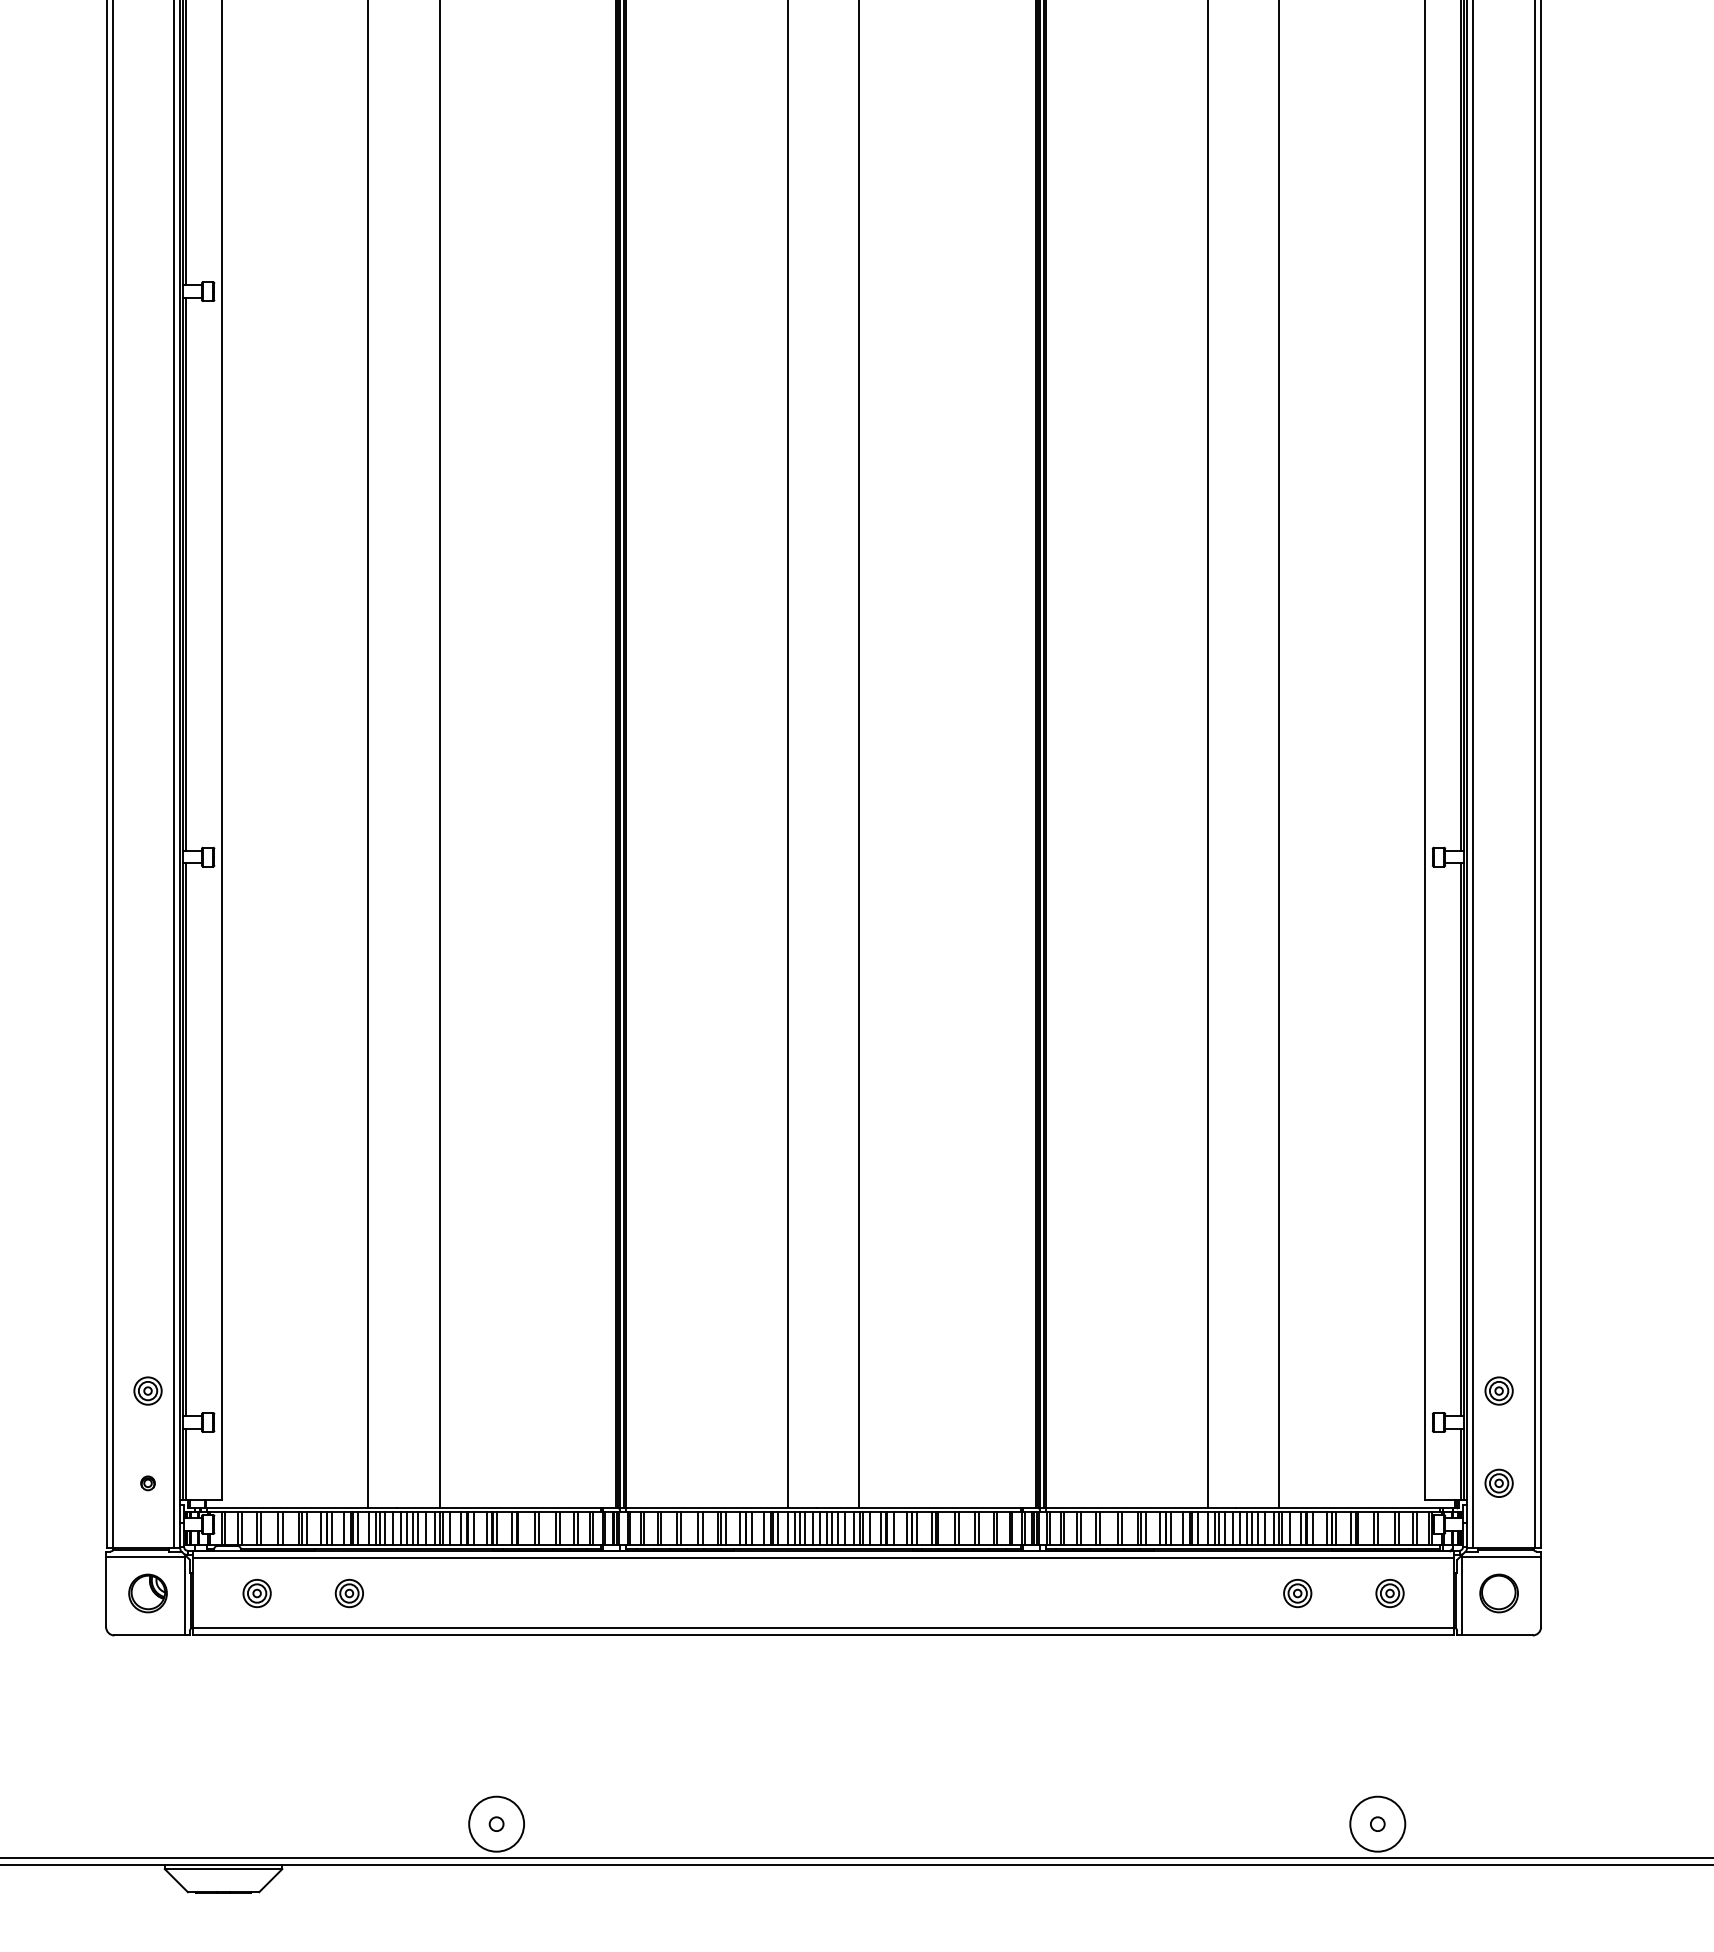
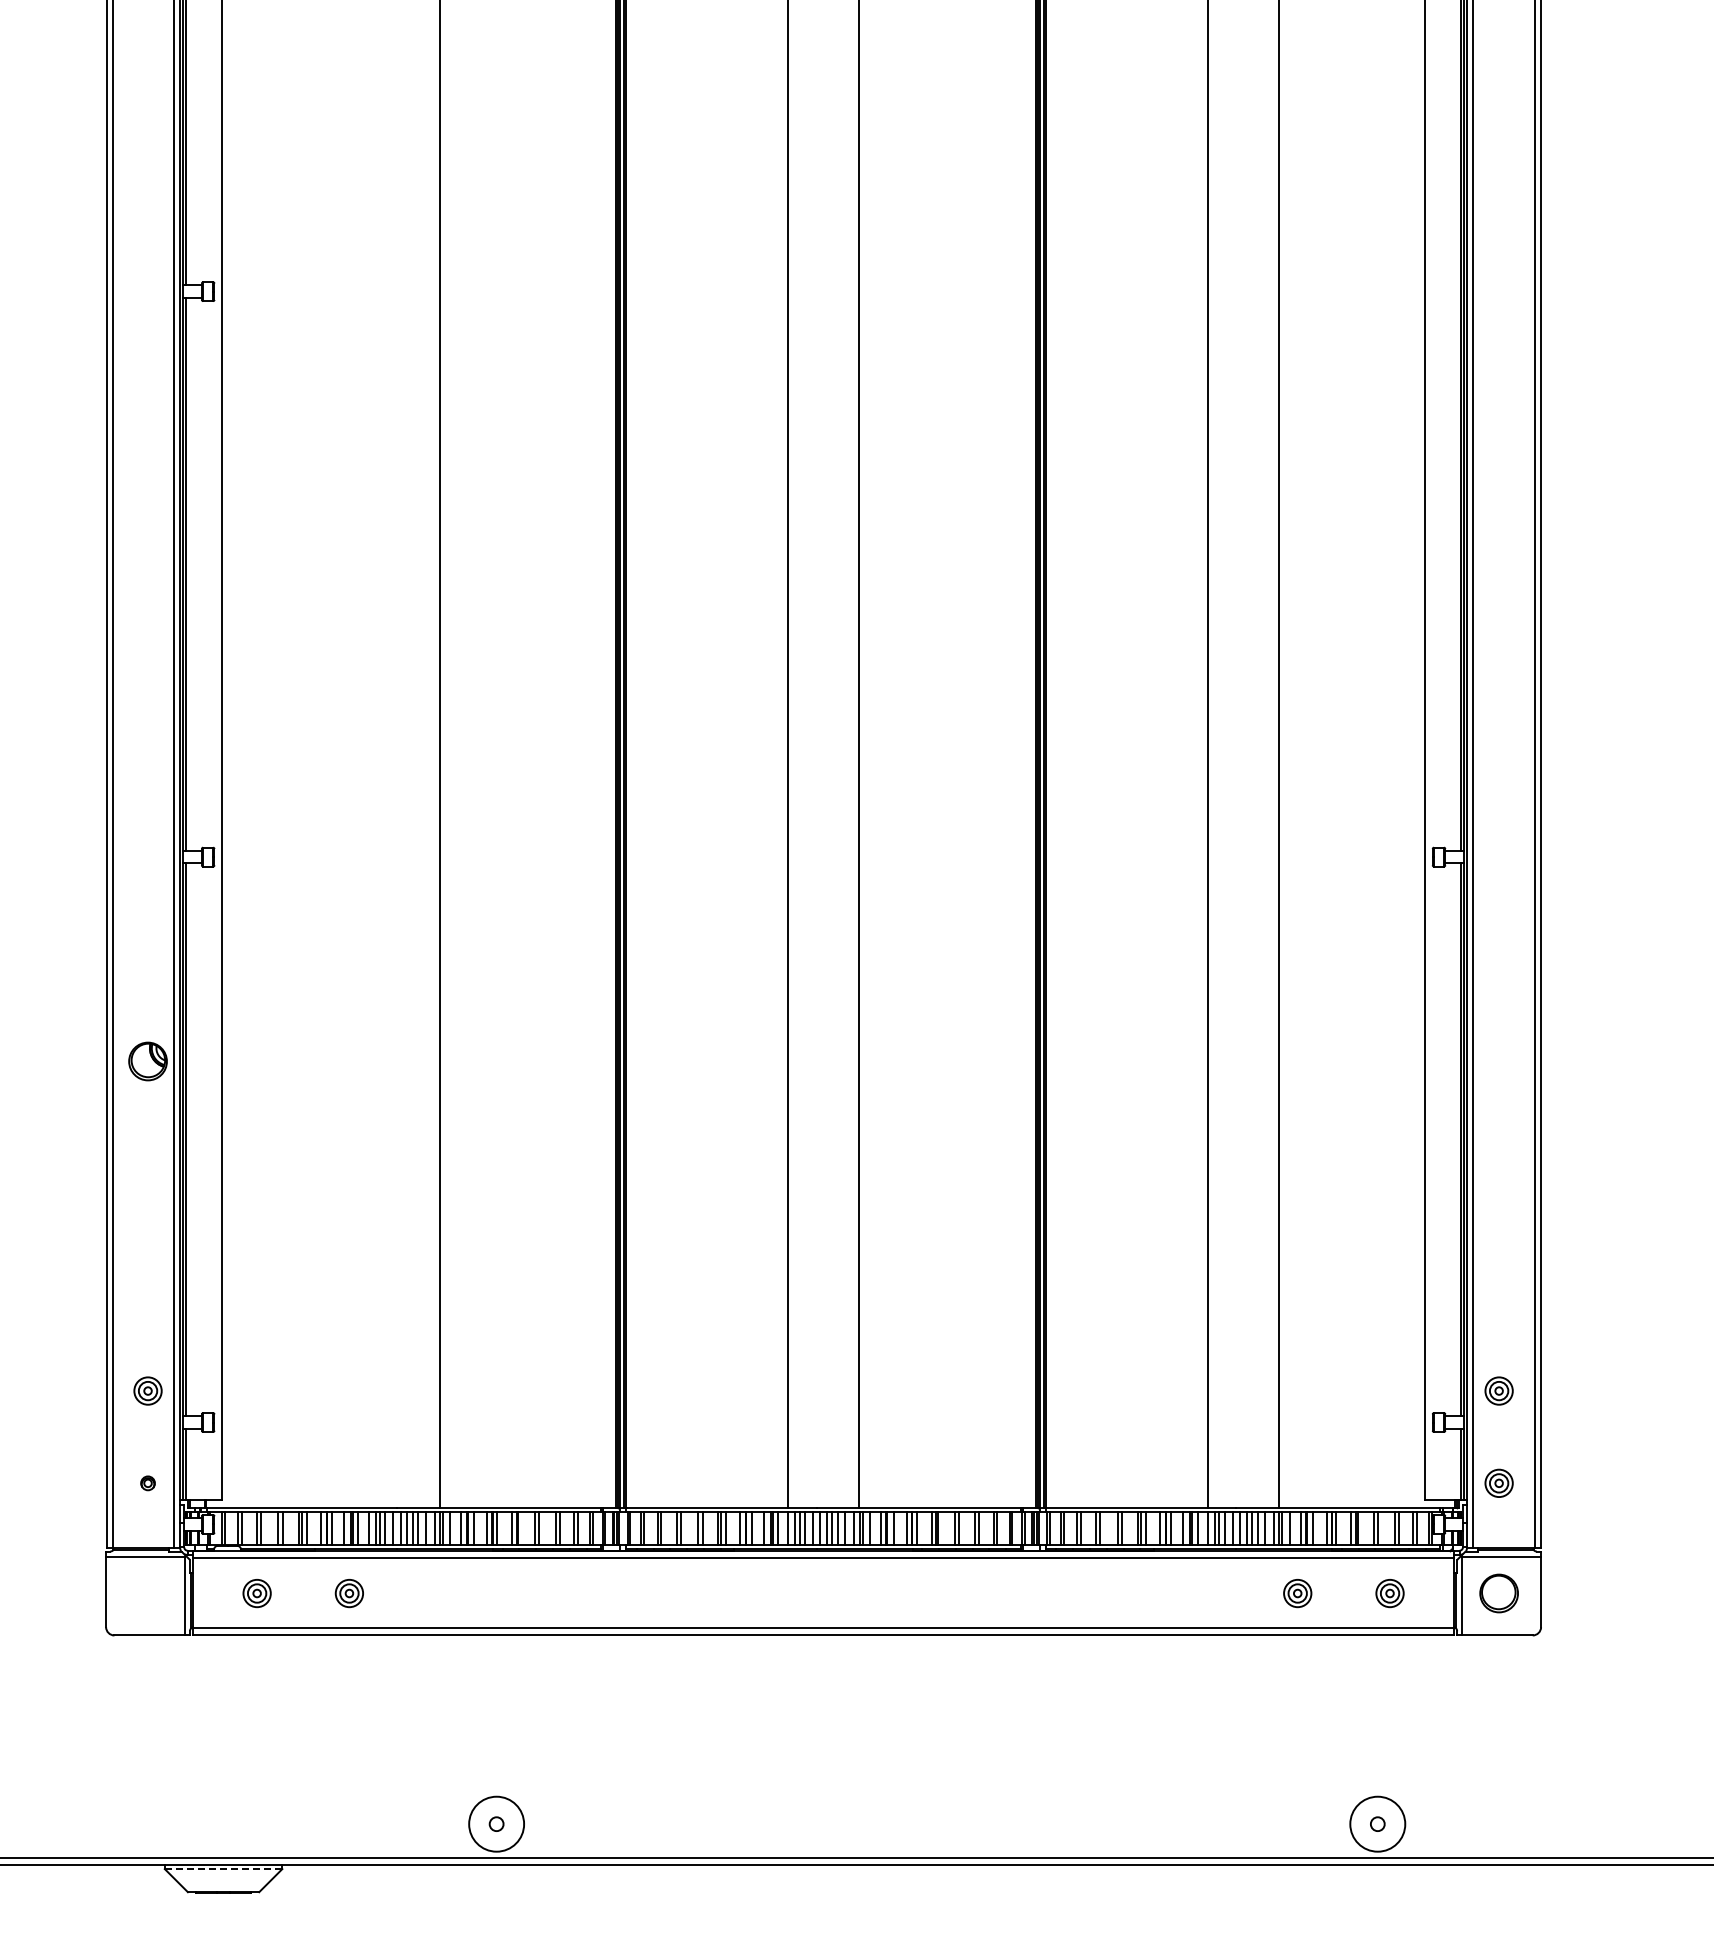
line: present -> none (368, 754)
part position: (147, 1593) -> (147, 1061) (147, 1061)
line: solid -> dashed (223, 1869)
